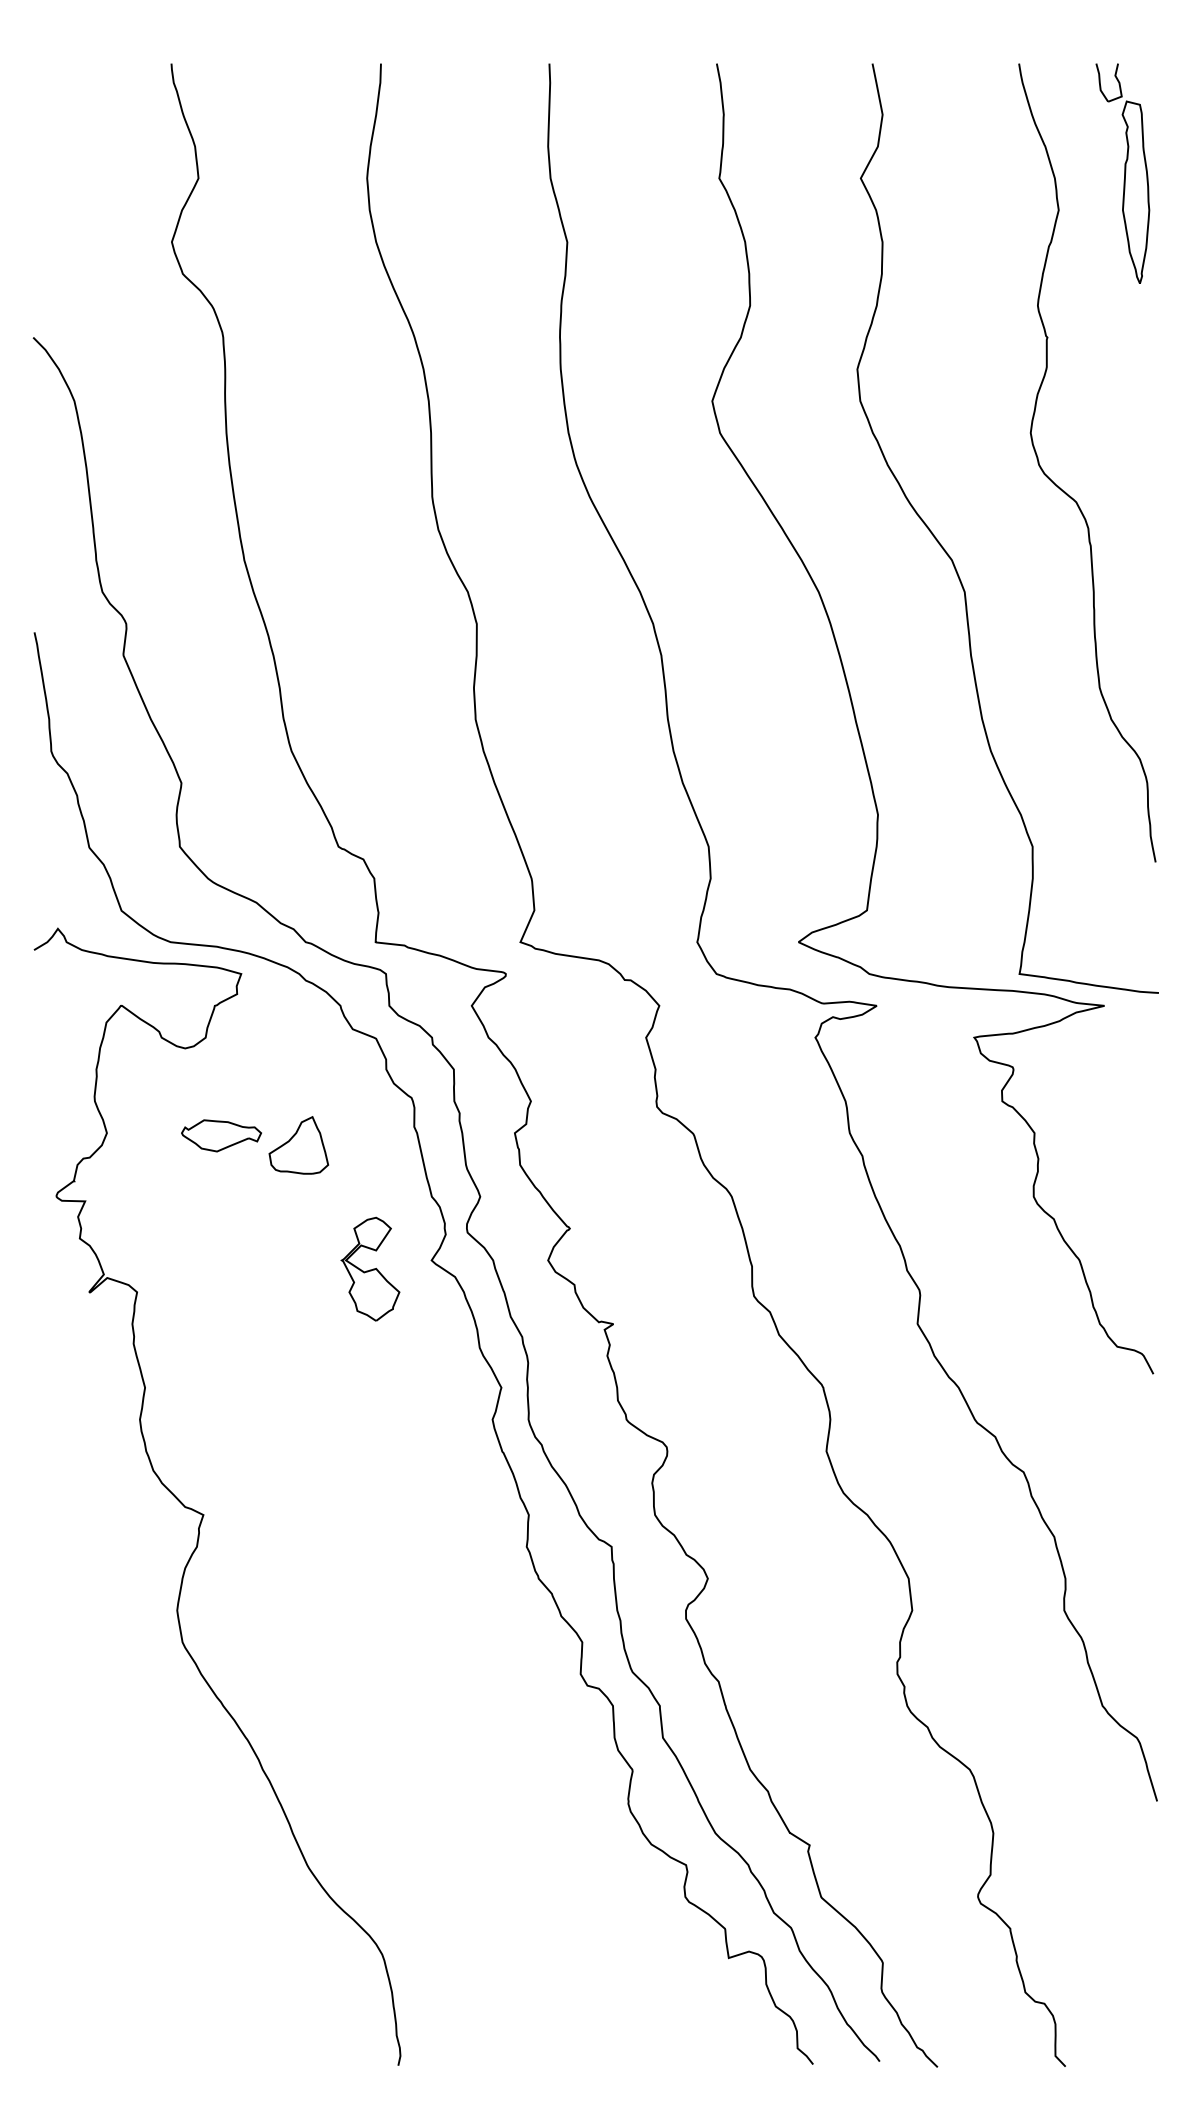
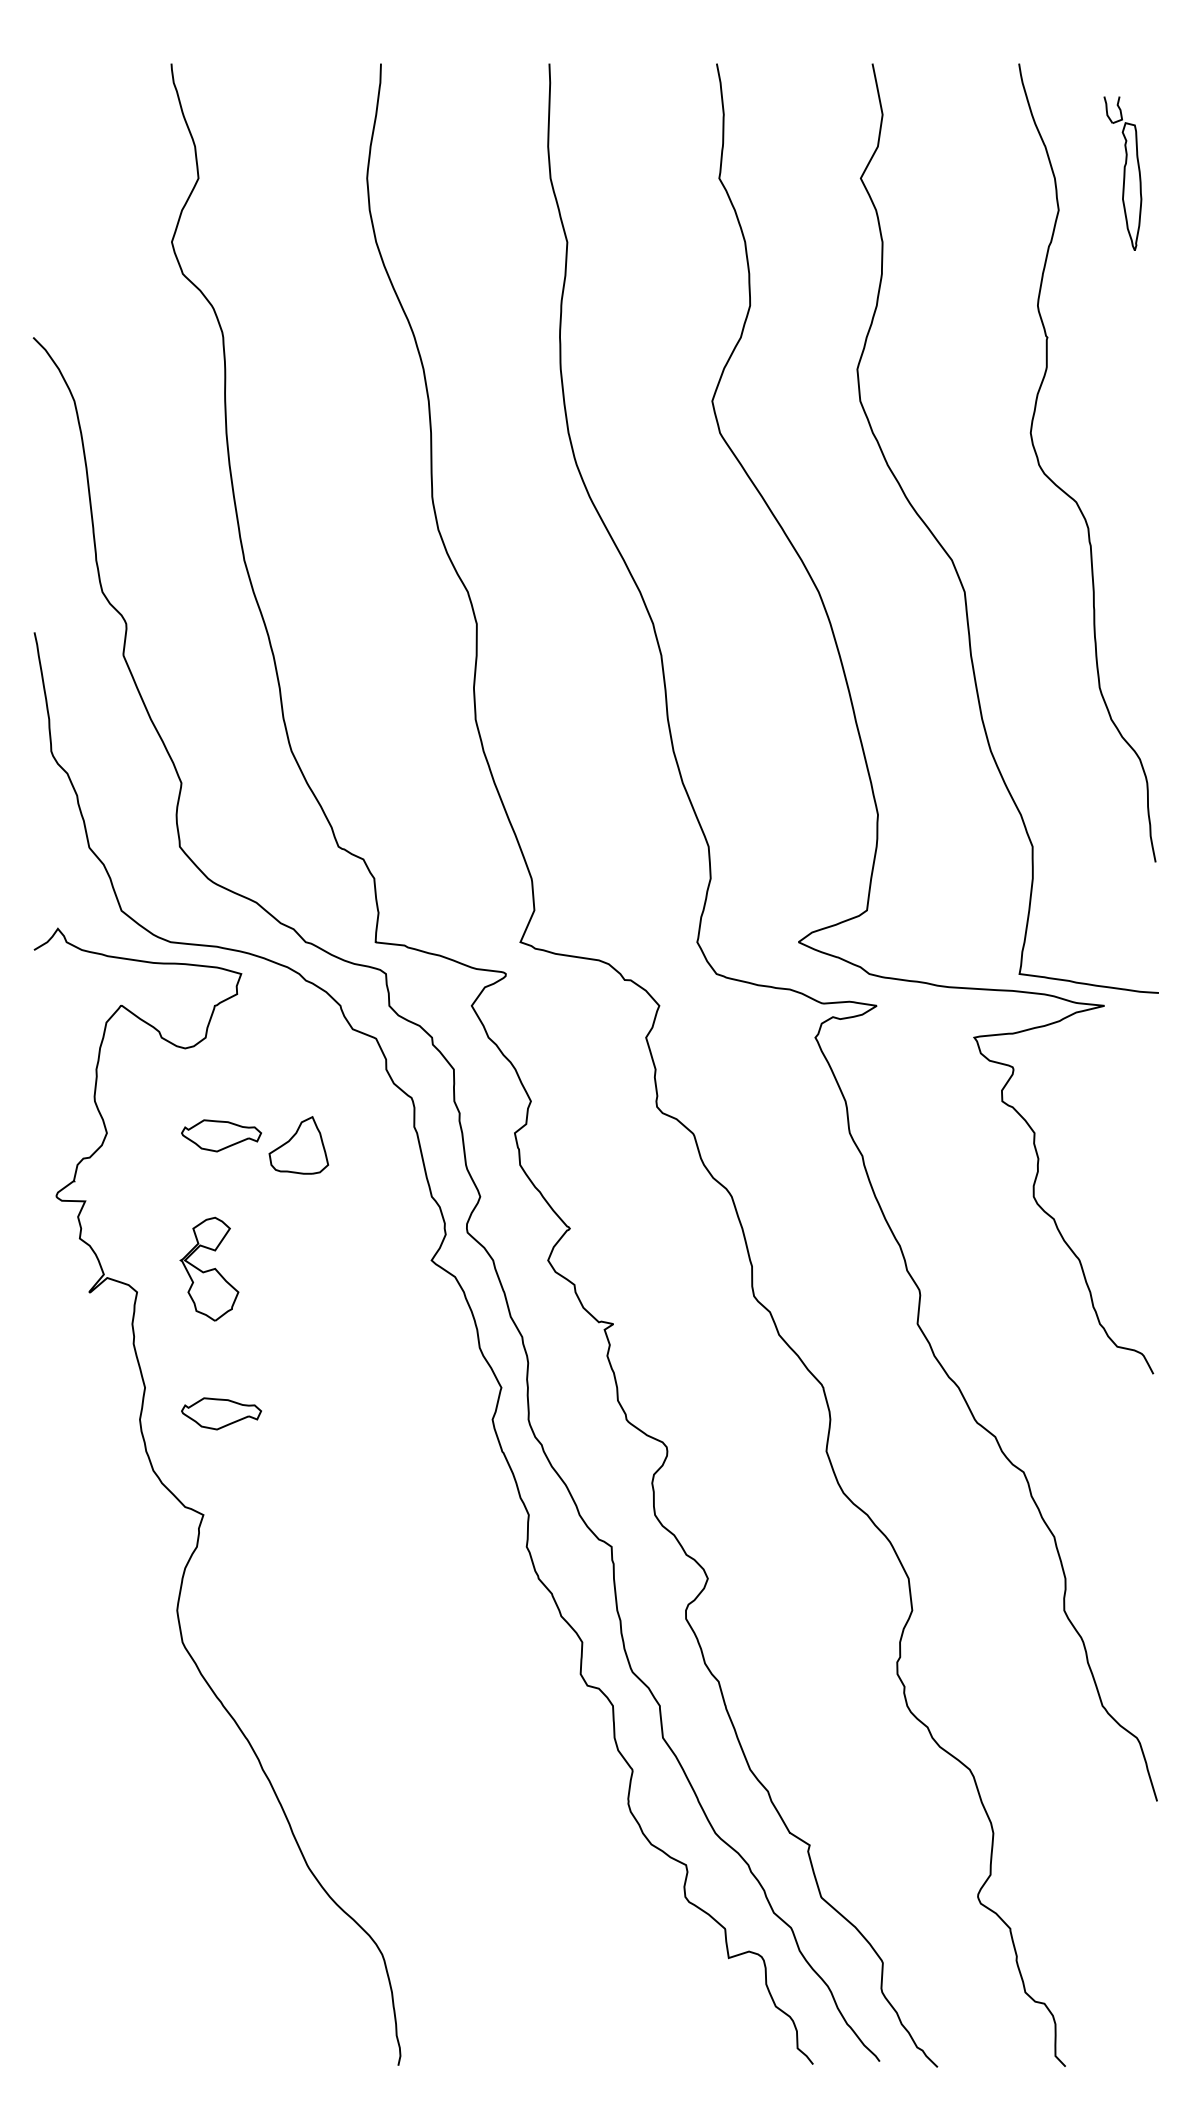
part size: 56x221 px -> 40x155 px (1122, 173)
part position: (370, 1268) -> (209, 1268) (209, 1268)
part: none -> present (221, 1413)
